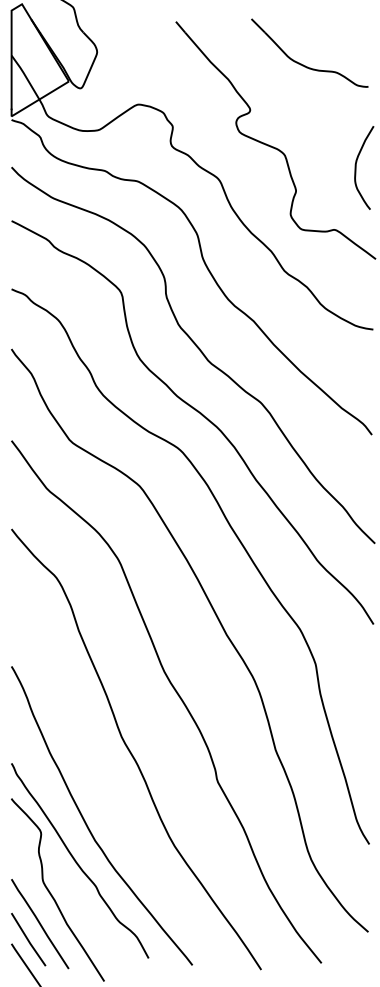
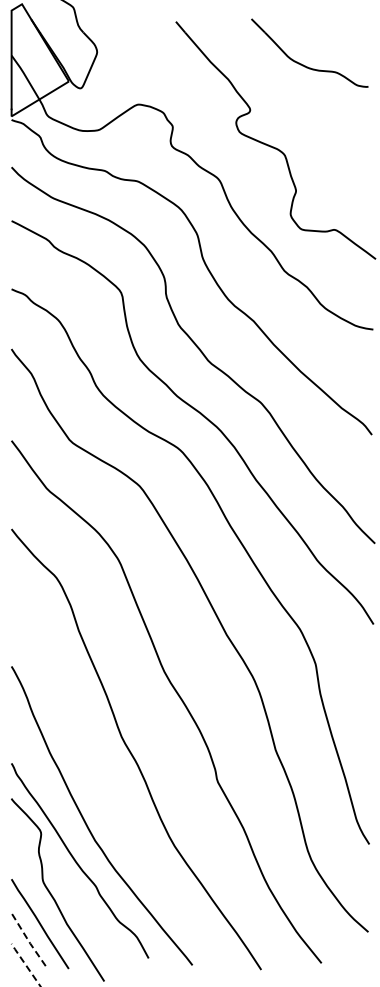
curve: present -> none (356, 167)
line: solid -> dashed (28, 940)
line: solid -> dashed (25, 964)
